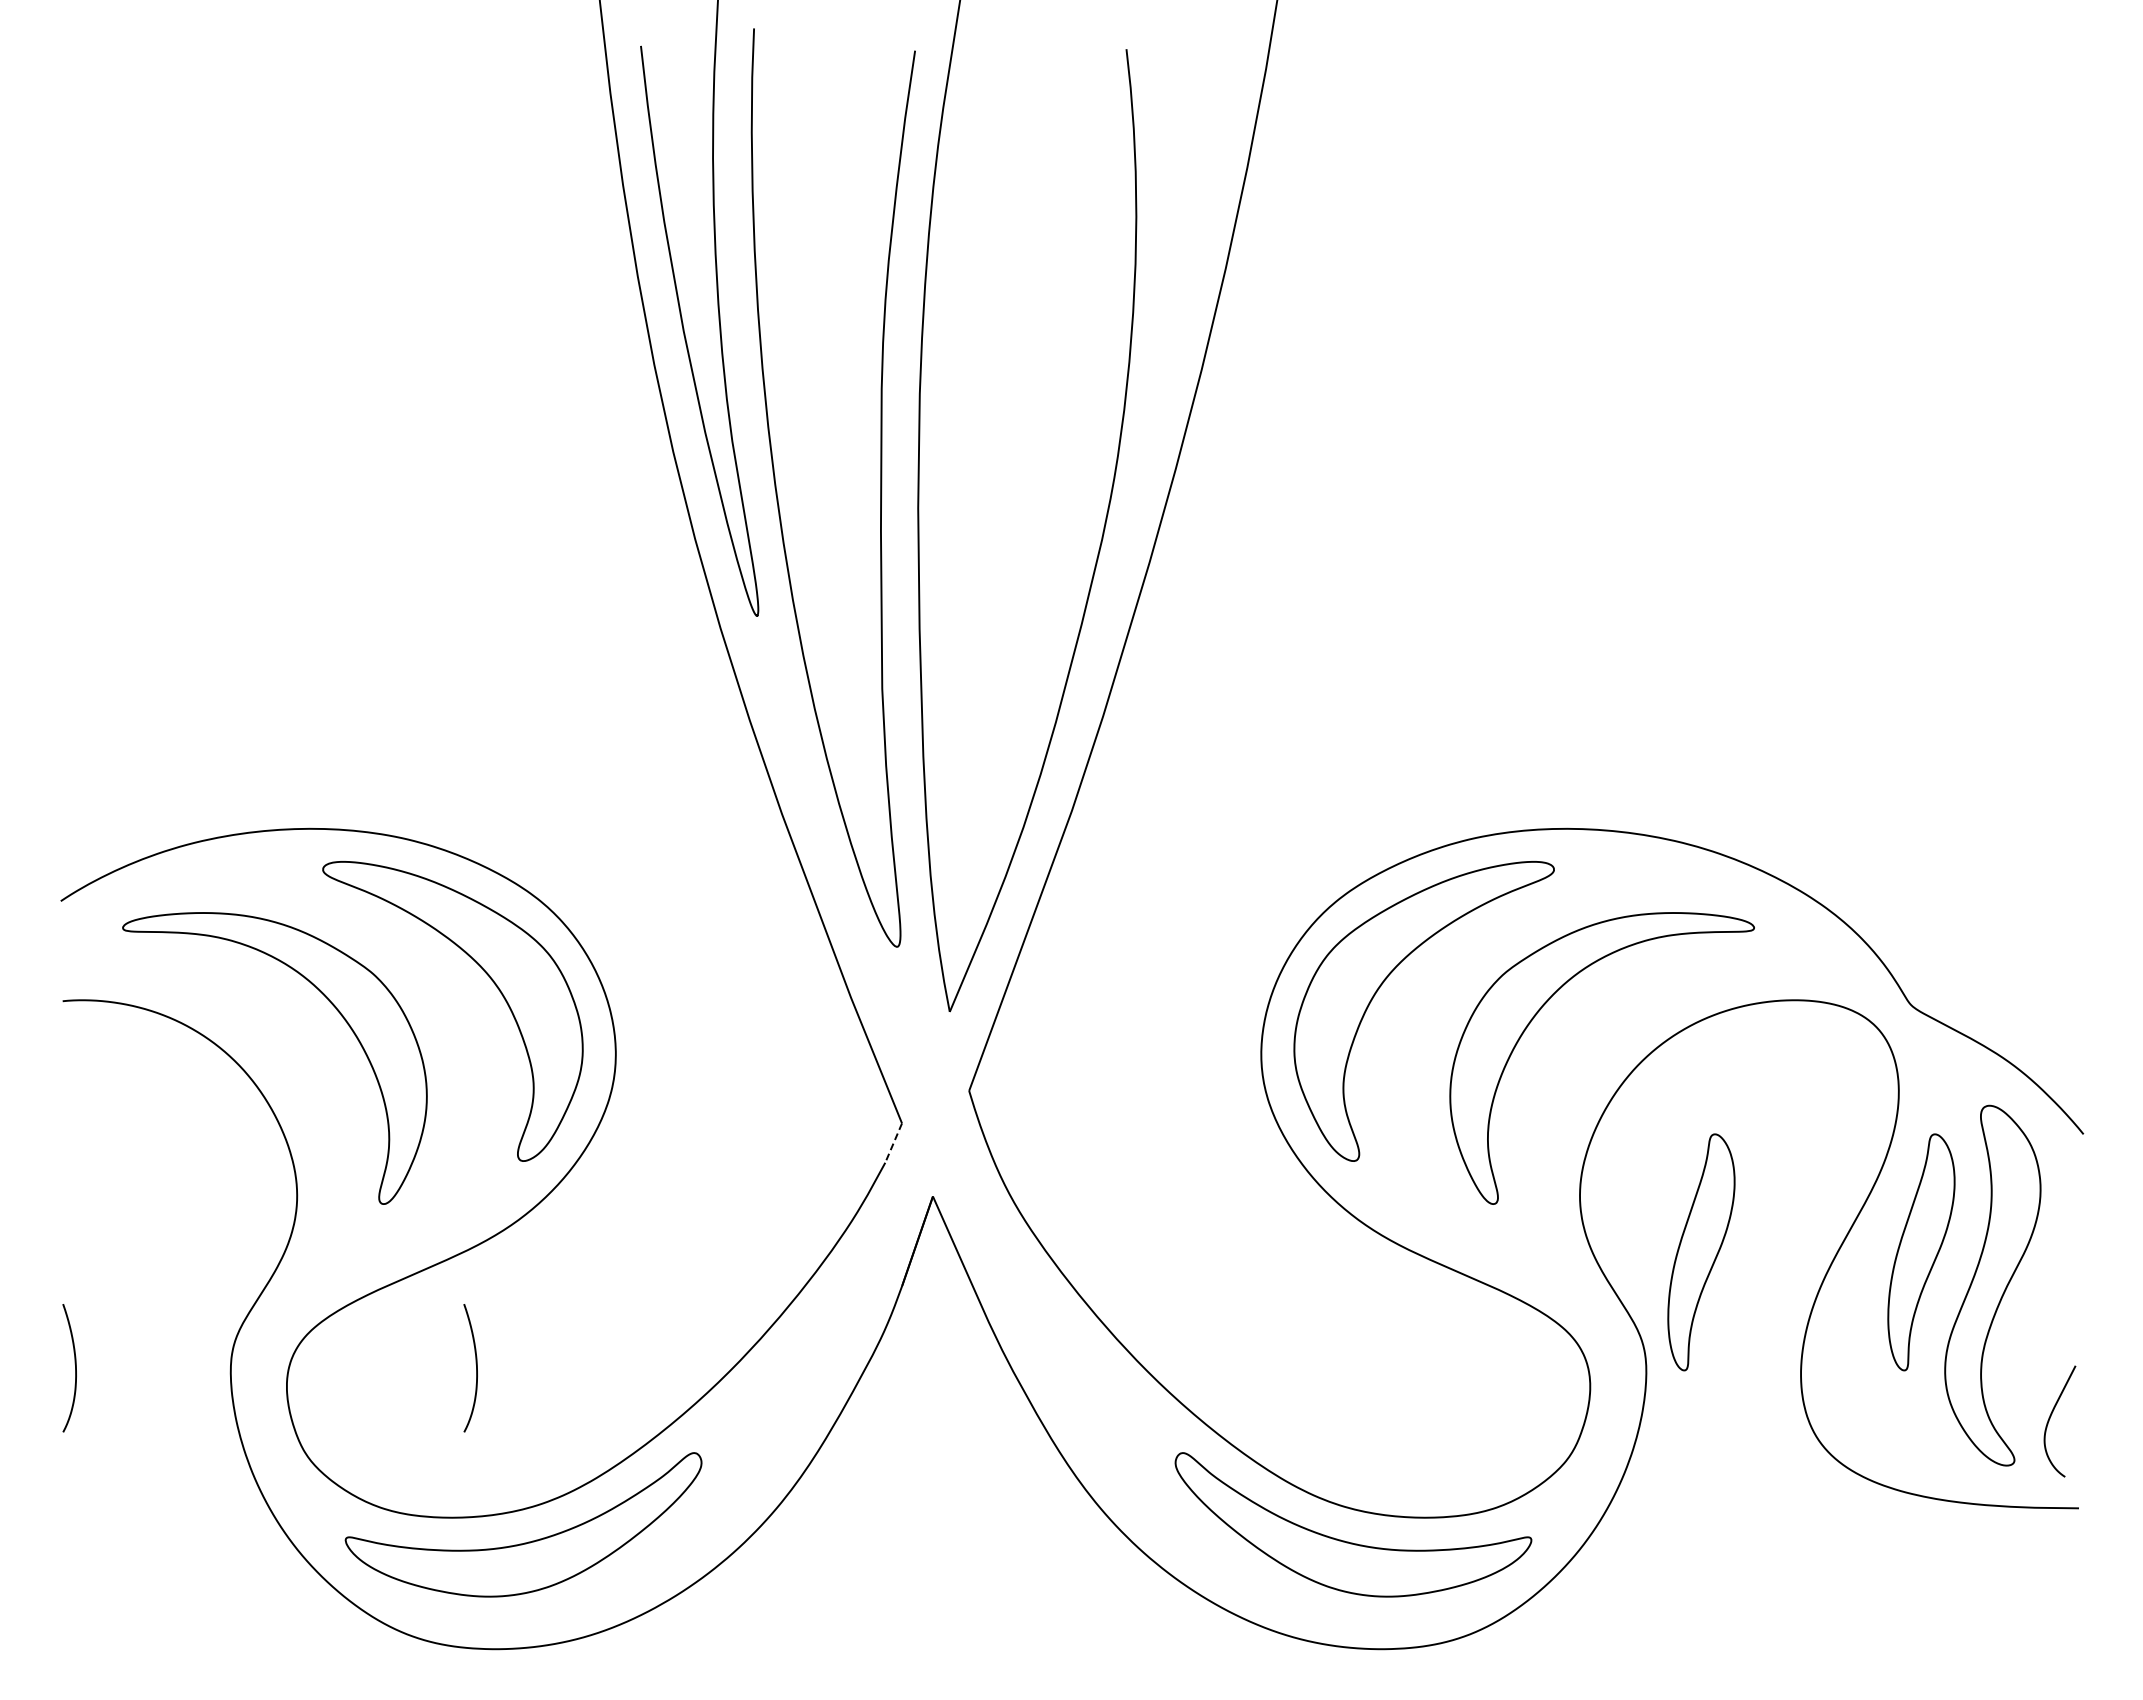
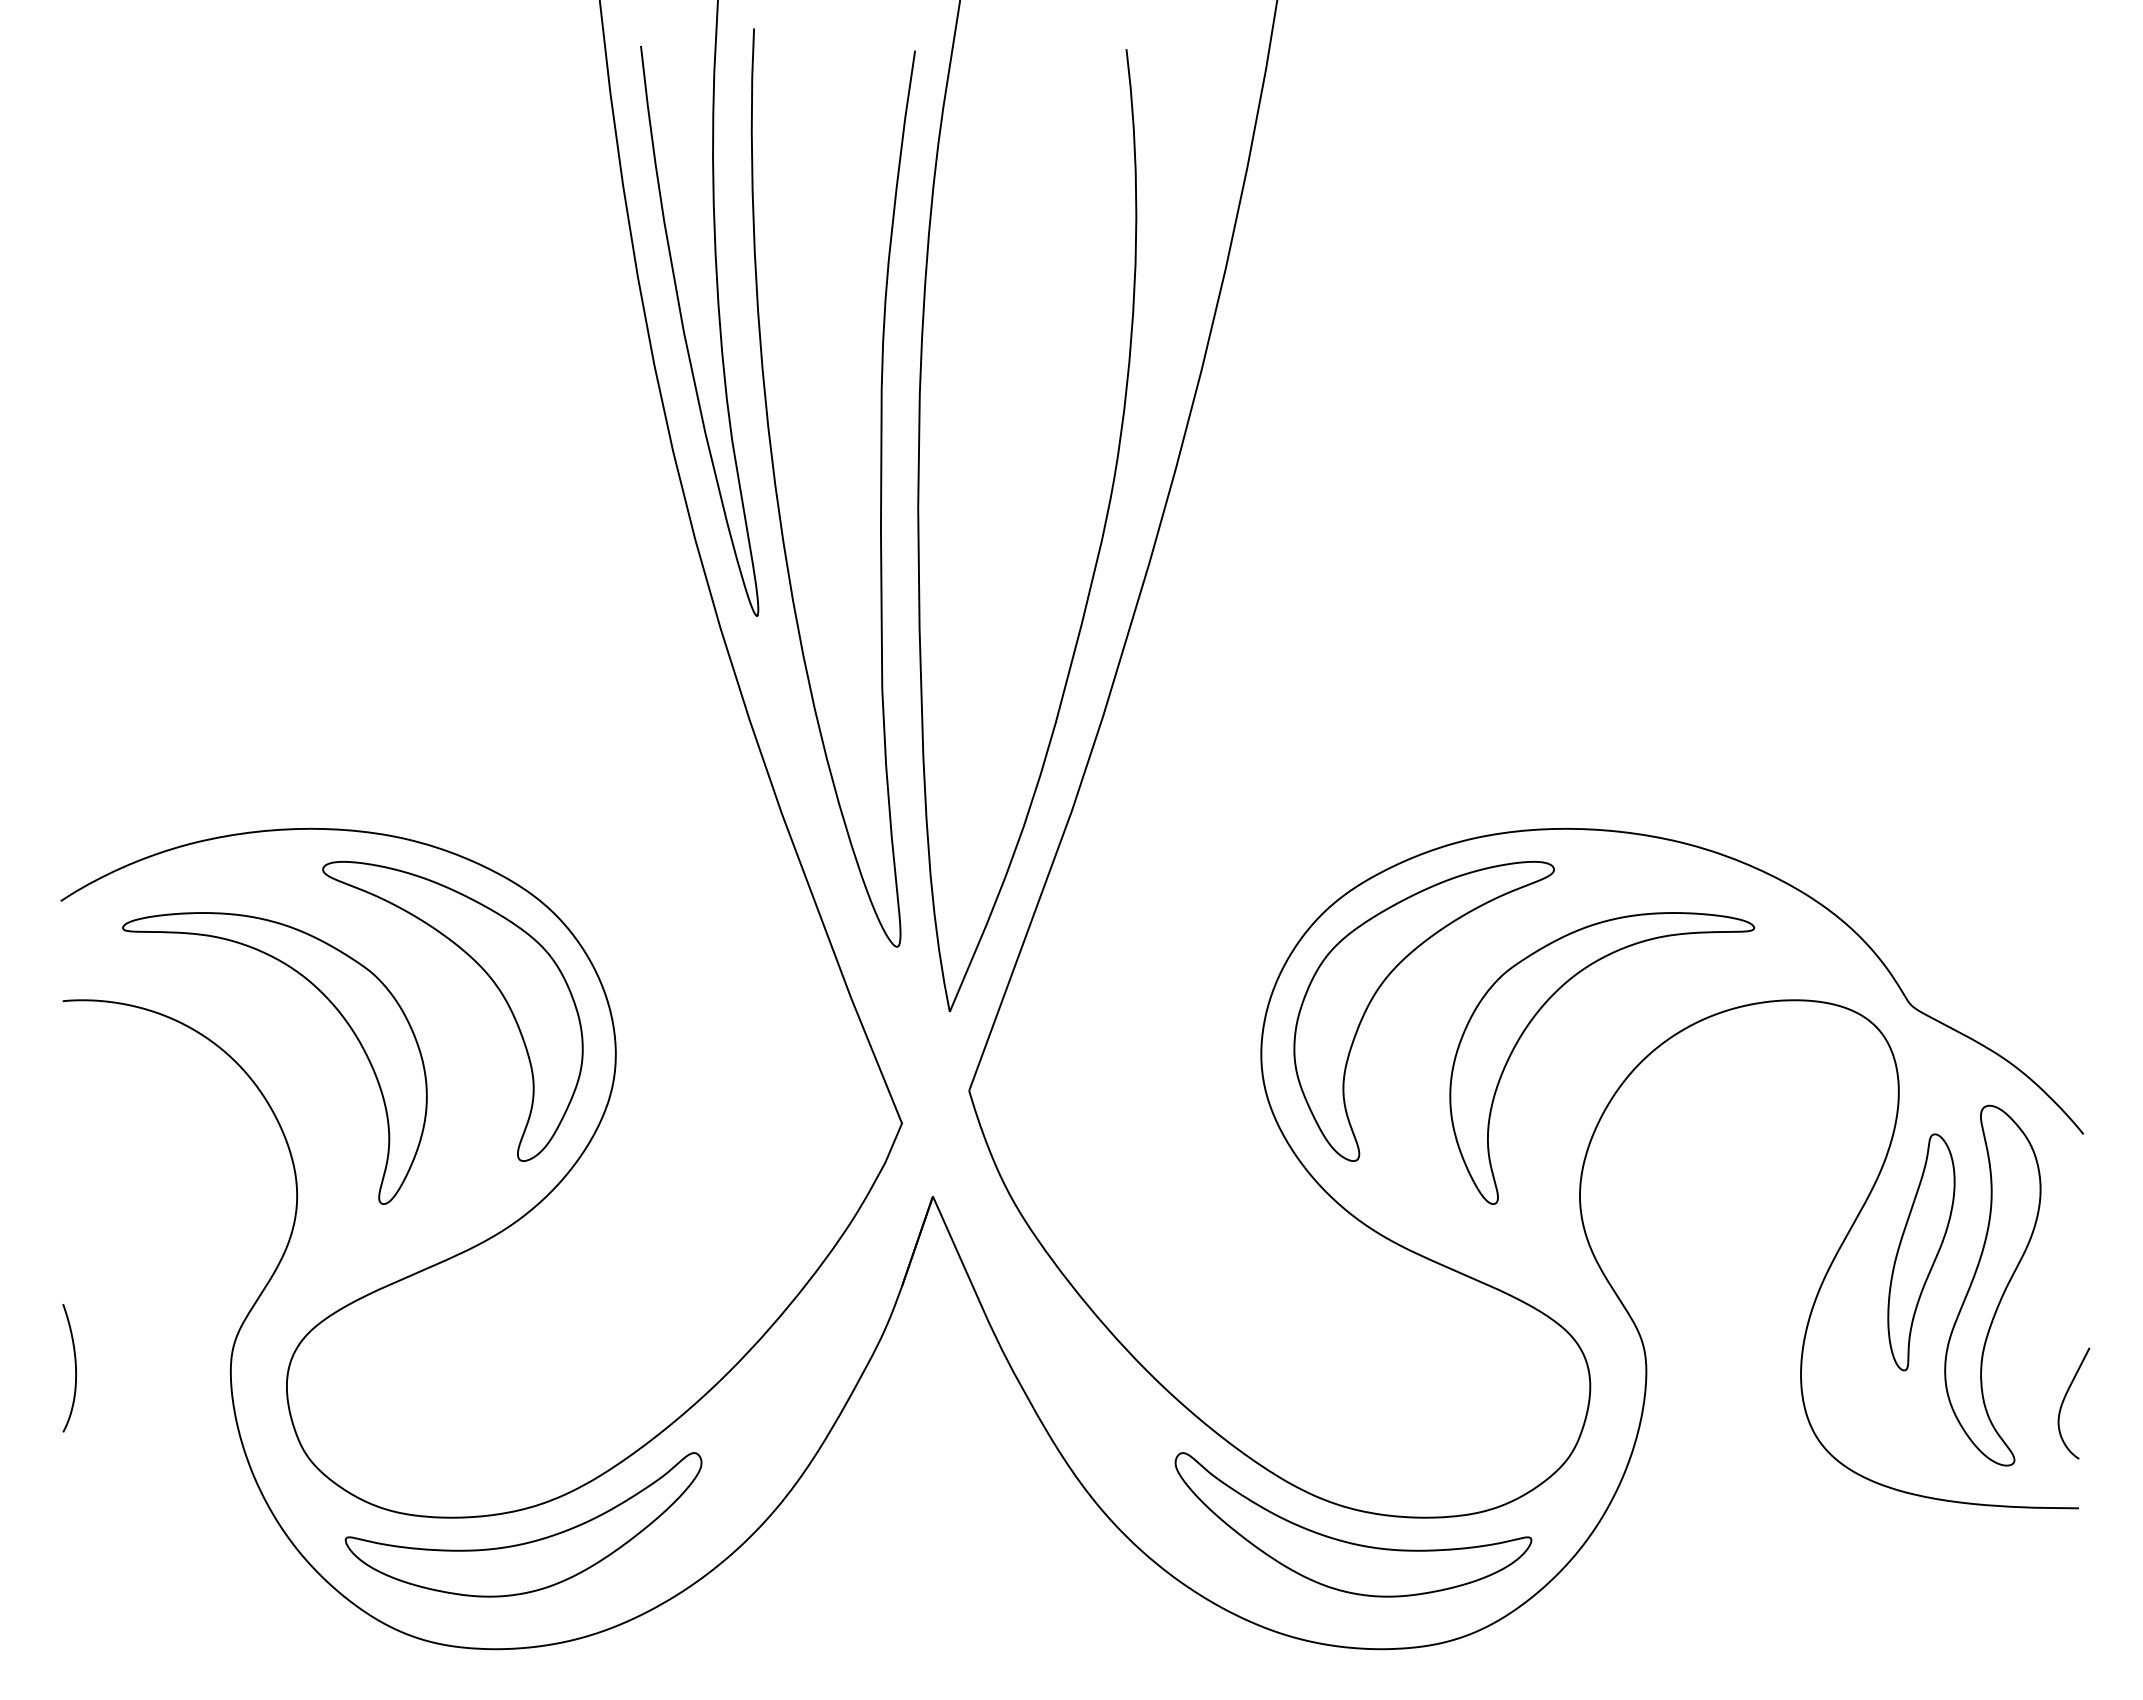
line: dashed -> solid (893, 1143)
part: present -> none (1701, 1252)
curve: present -> none (476, 1368)
curve position: (2051, 1416) -> (2065, 1398) (2065, 1398)
